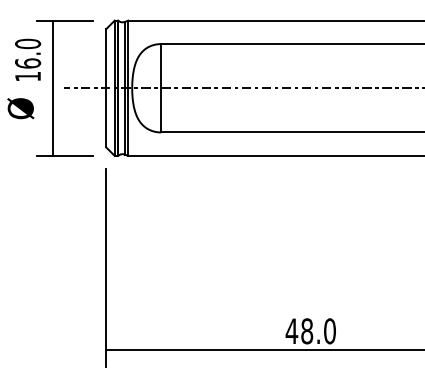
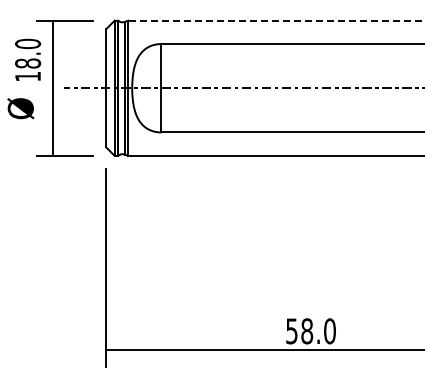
line: solid -> dashed (275, 20)
text: 16.0 -> 18.0 (27, 63)
text: 48.0 -> 58.0 (291, 331)
